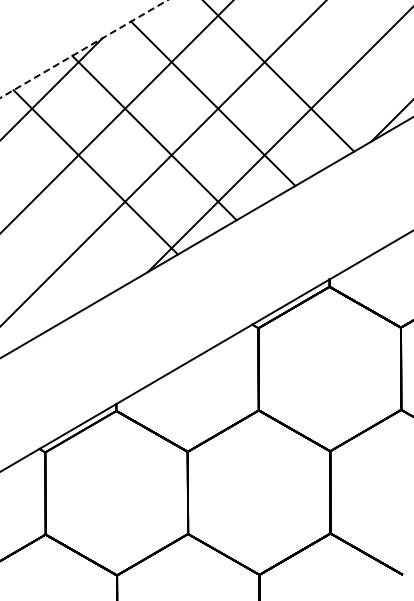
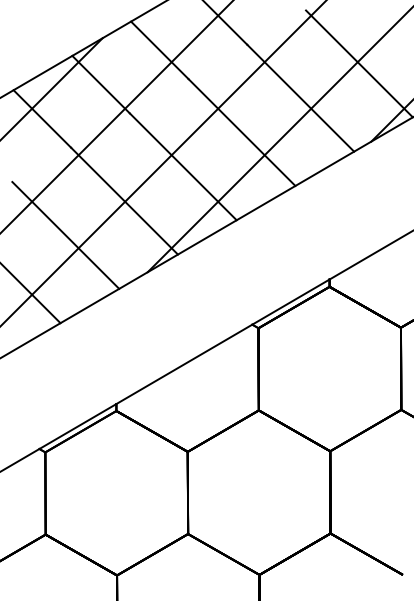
line: dashed -> solid (84, 49)
line: none -> present (358, 62)
line: none -> present (65, 235)
line: none -> present (31, 294)
